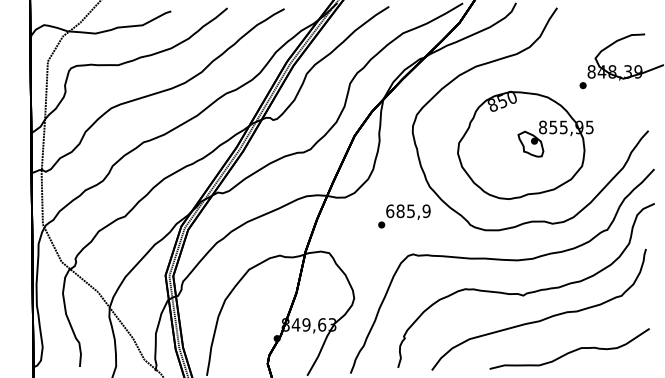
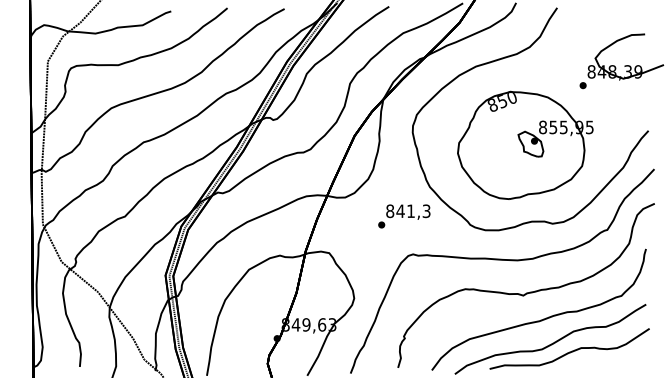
text: 685,9 -> 841,3 (408, 211)
curve: none -> present (551, 343)
